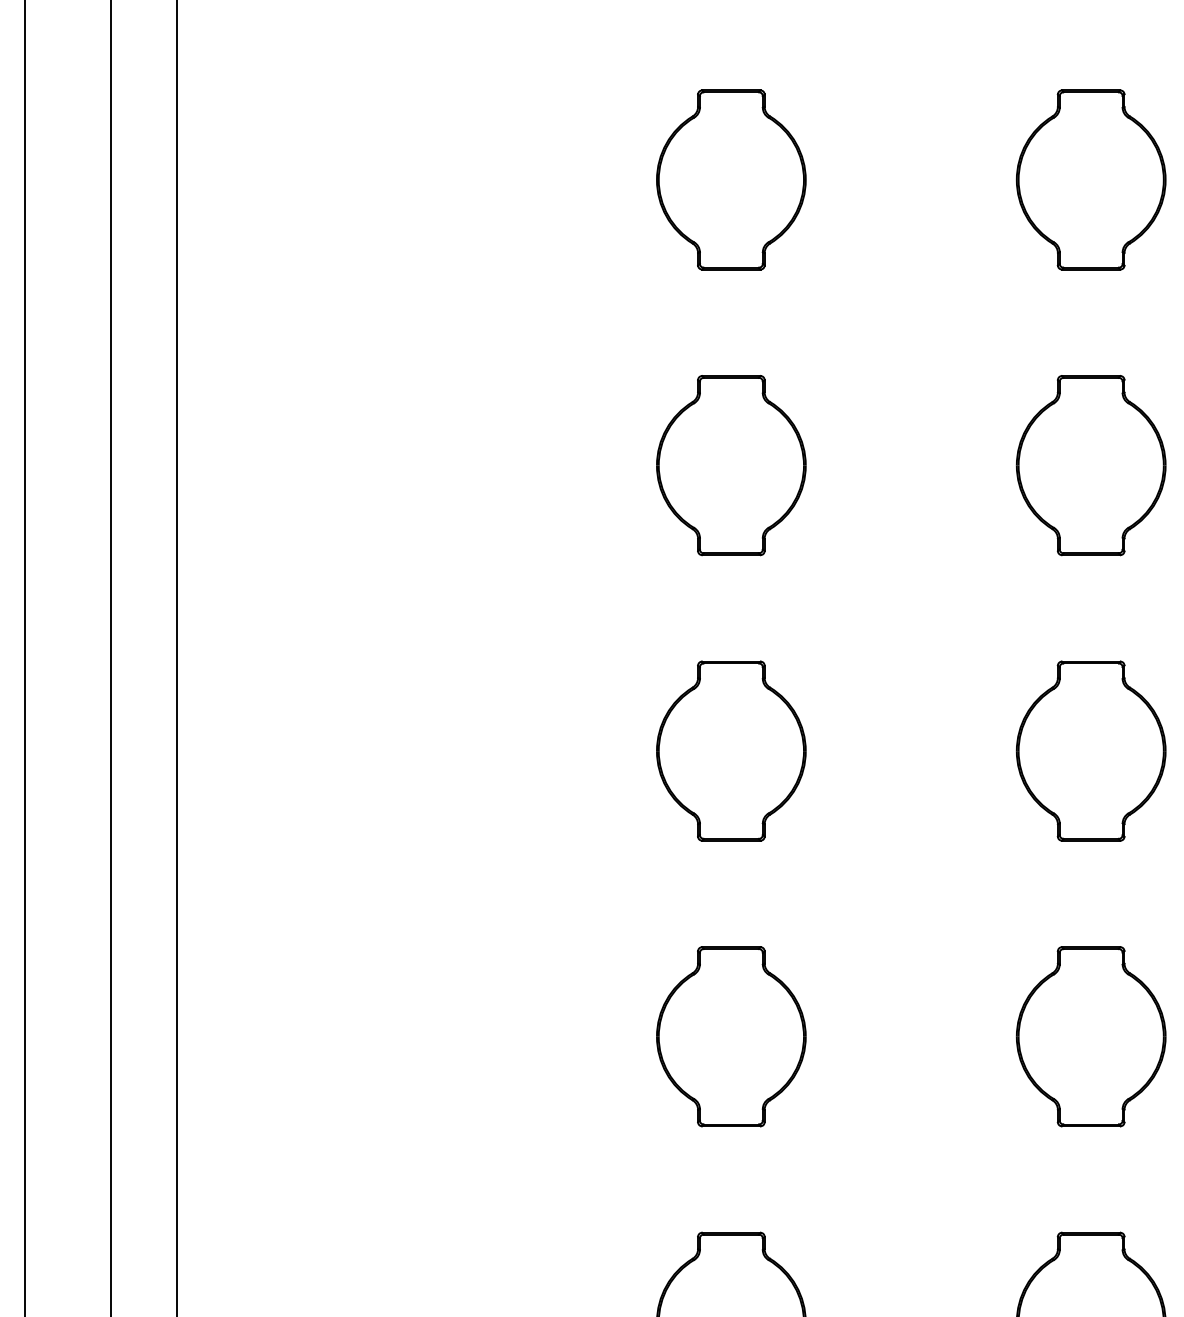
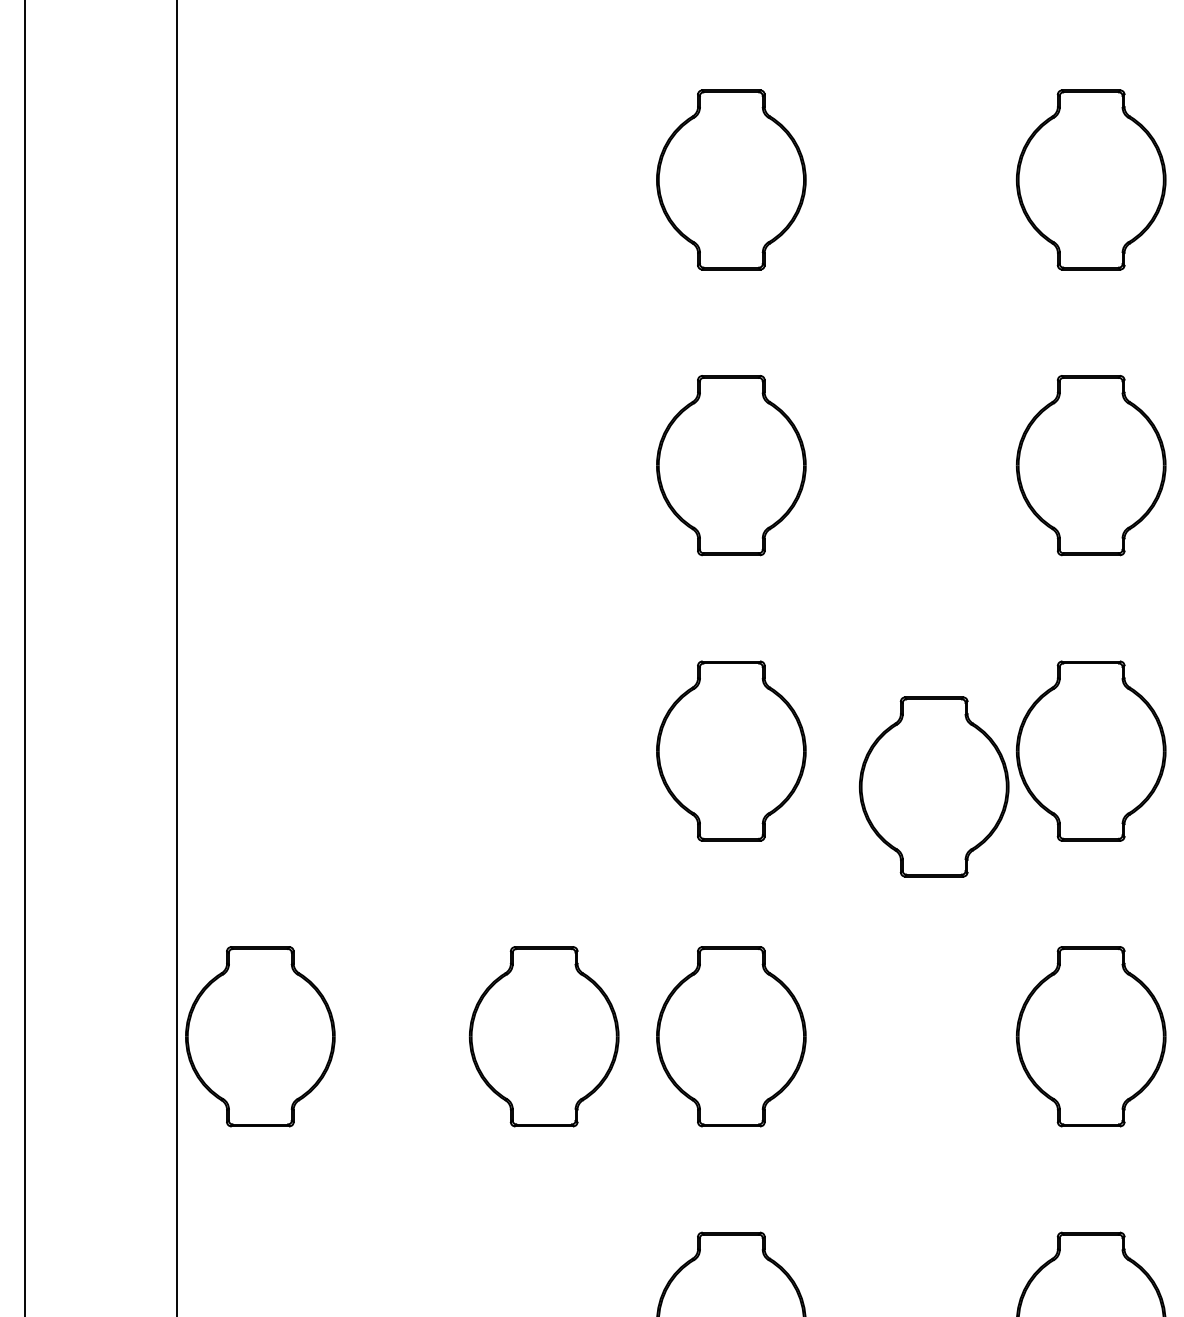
line: present -> none (111, 657)
part: none -> present (934, 786)
part: none -> present (260, 1036)
part: none -> present (543, 1036)
